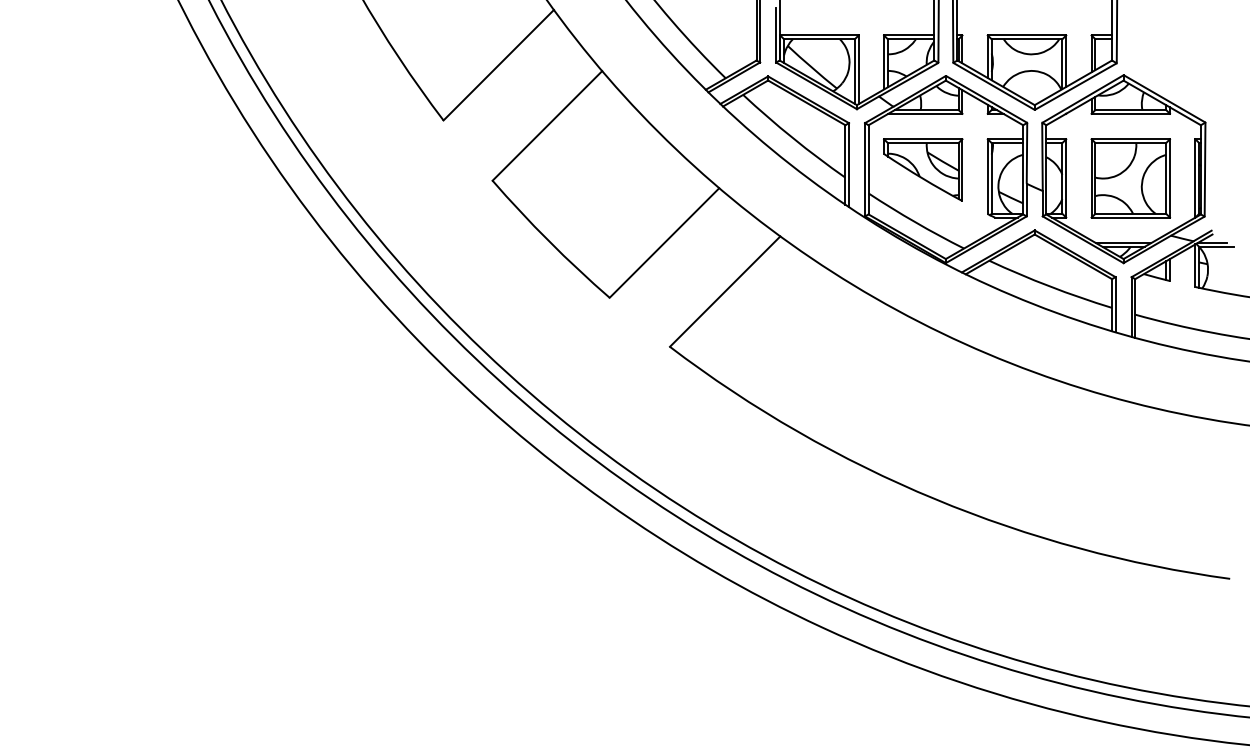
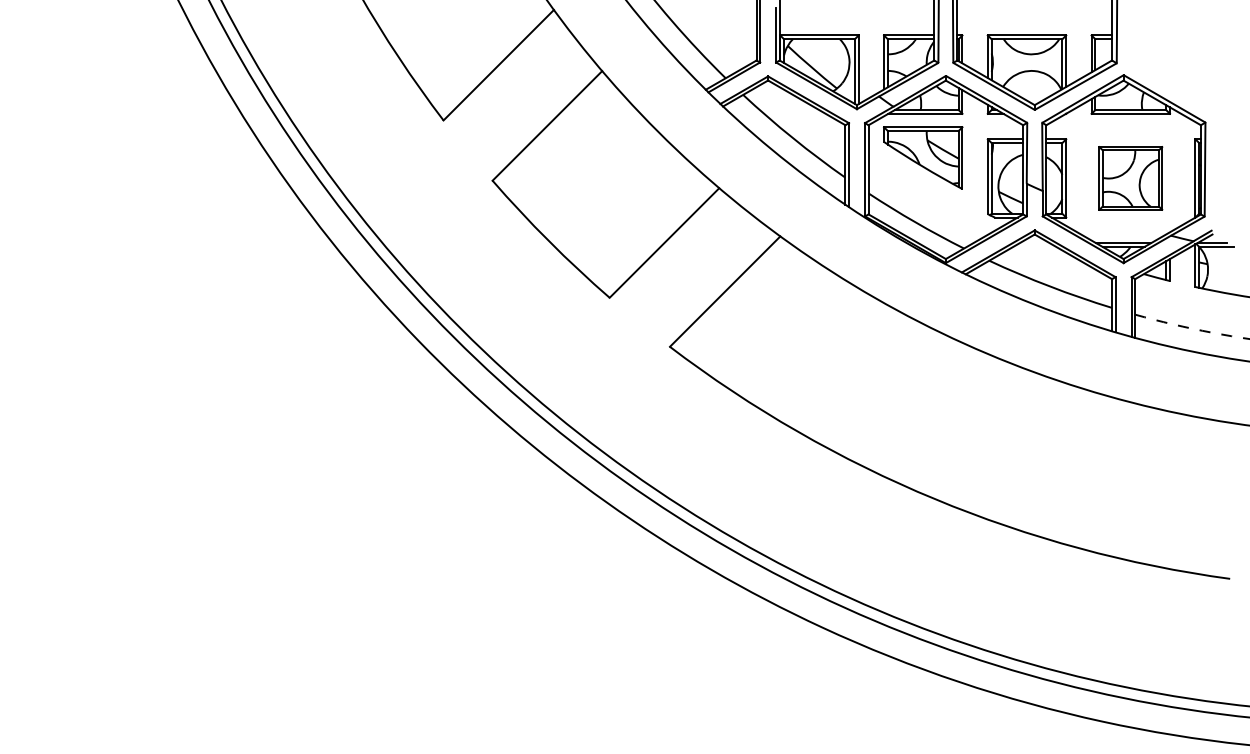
part position: (923, 169) -> (923, 157) (923, 157)
part size: 82x81 px -> 66x65 px (1130, 178)
arc: solid -> dashed (1192, 328)
